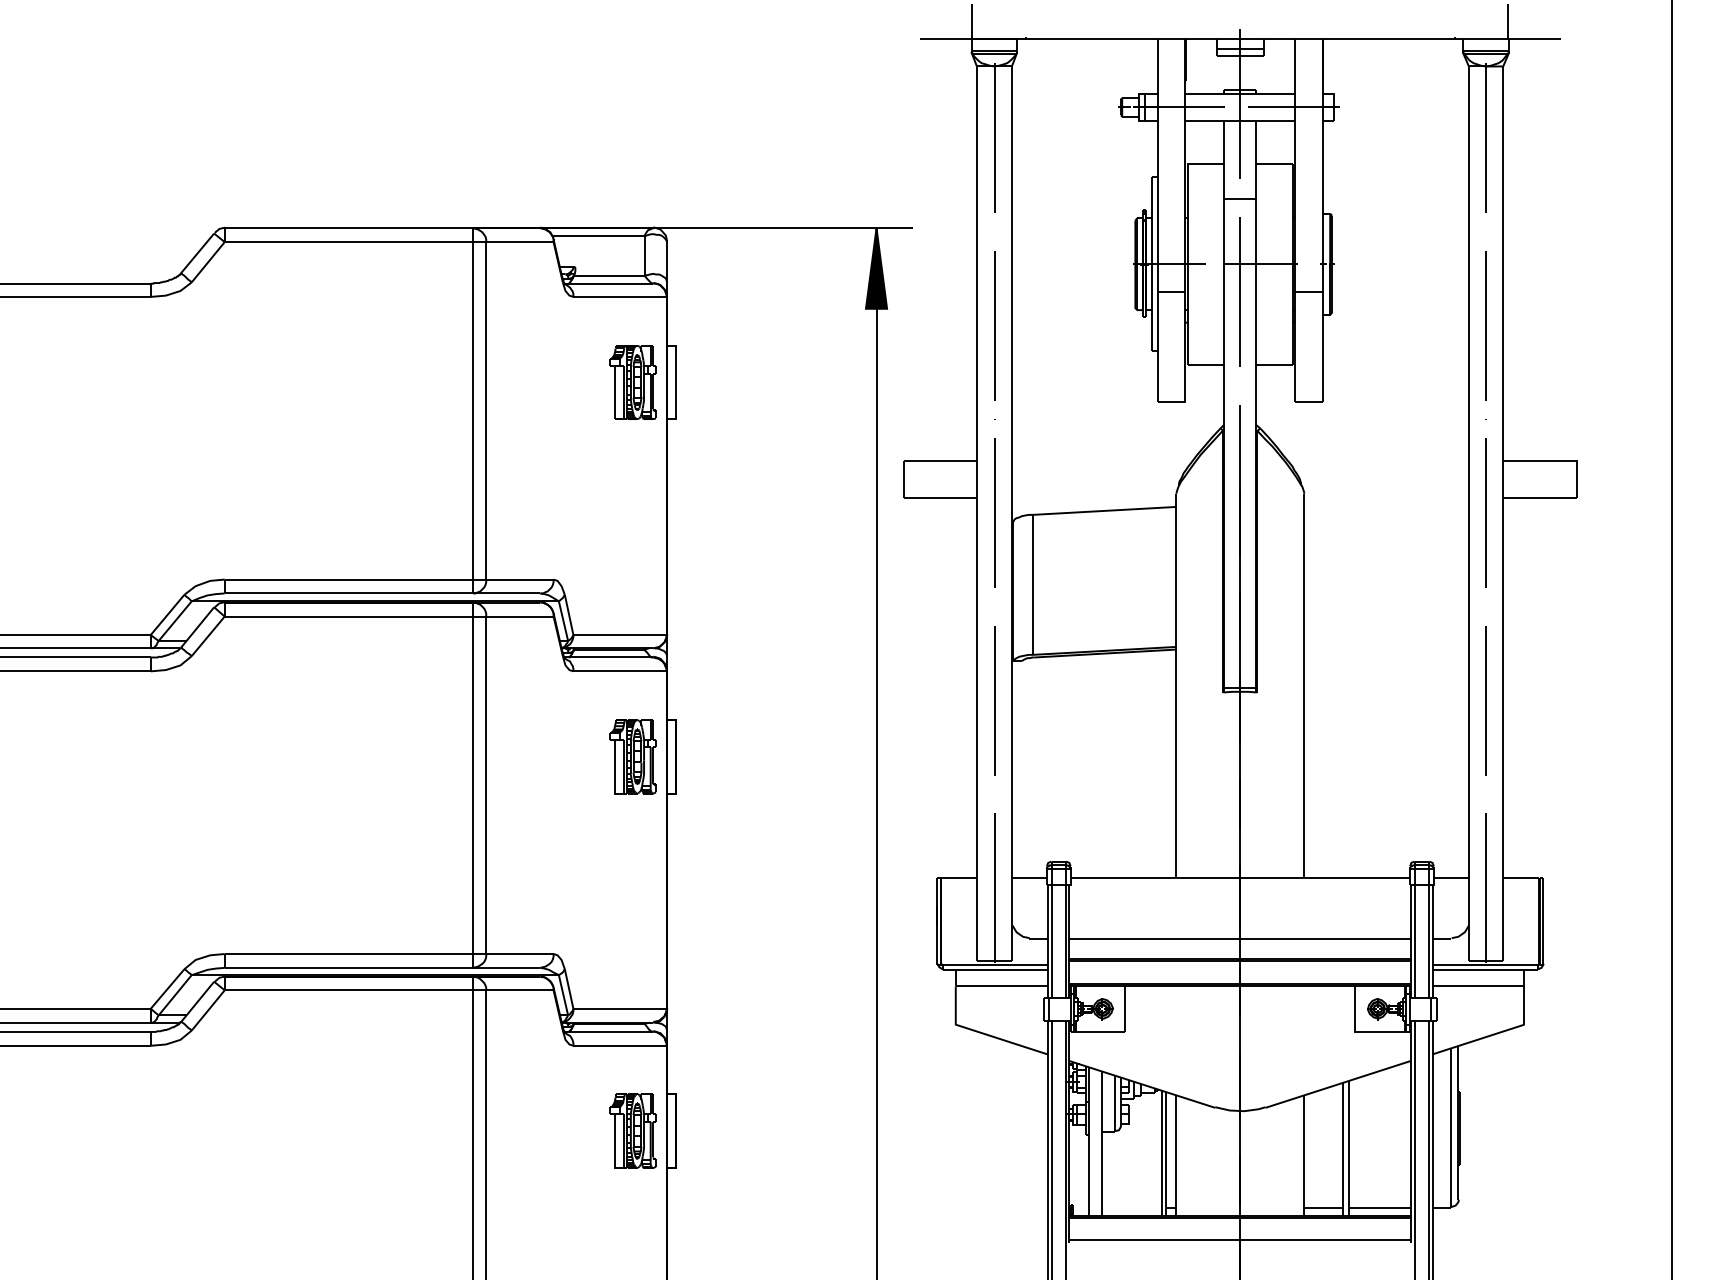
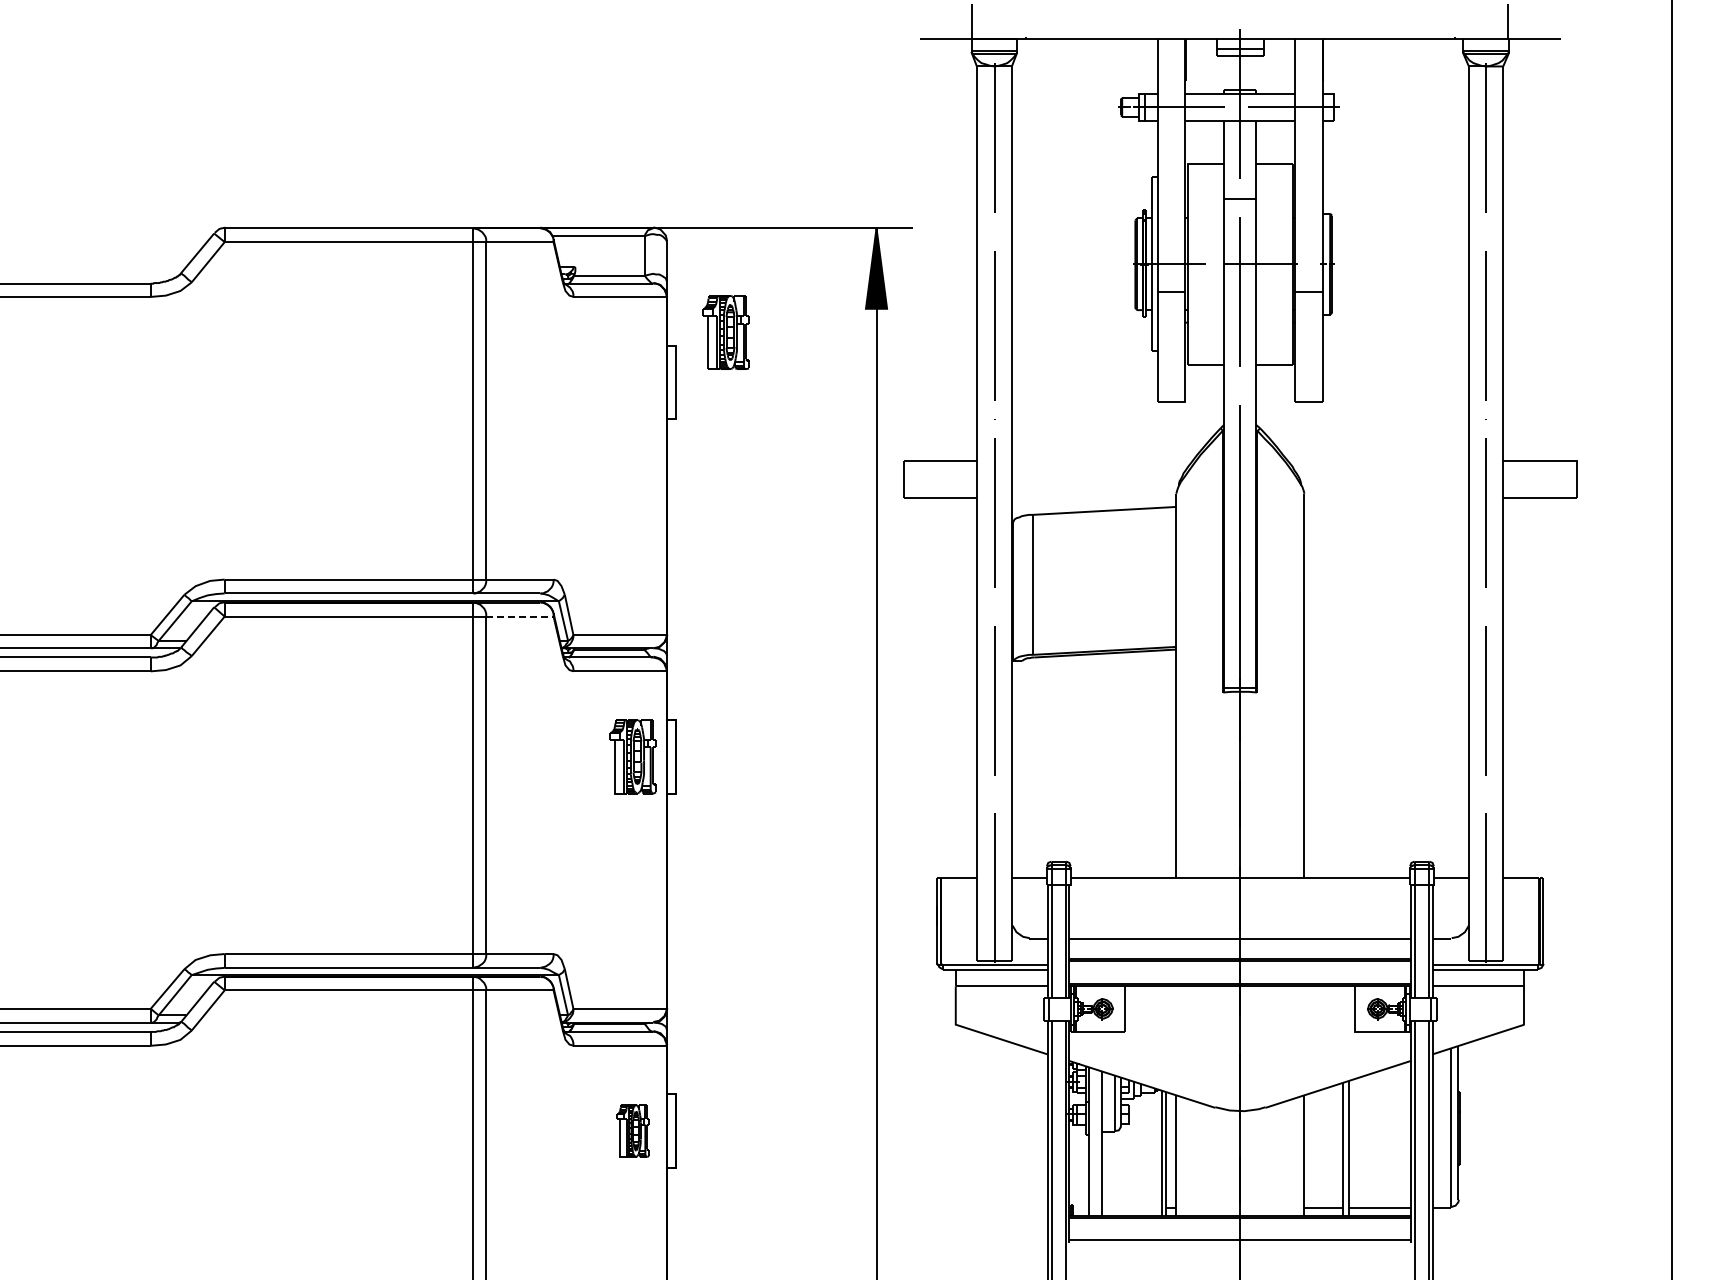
part position: (632, 382) -> (725, 332) (725, 332)
line: solid -> dashed (519, 616)
part size: 48x76 px -> 34x54 px (632, 1130)
